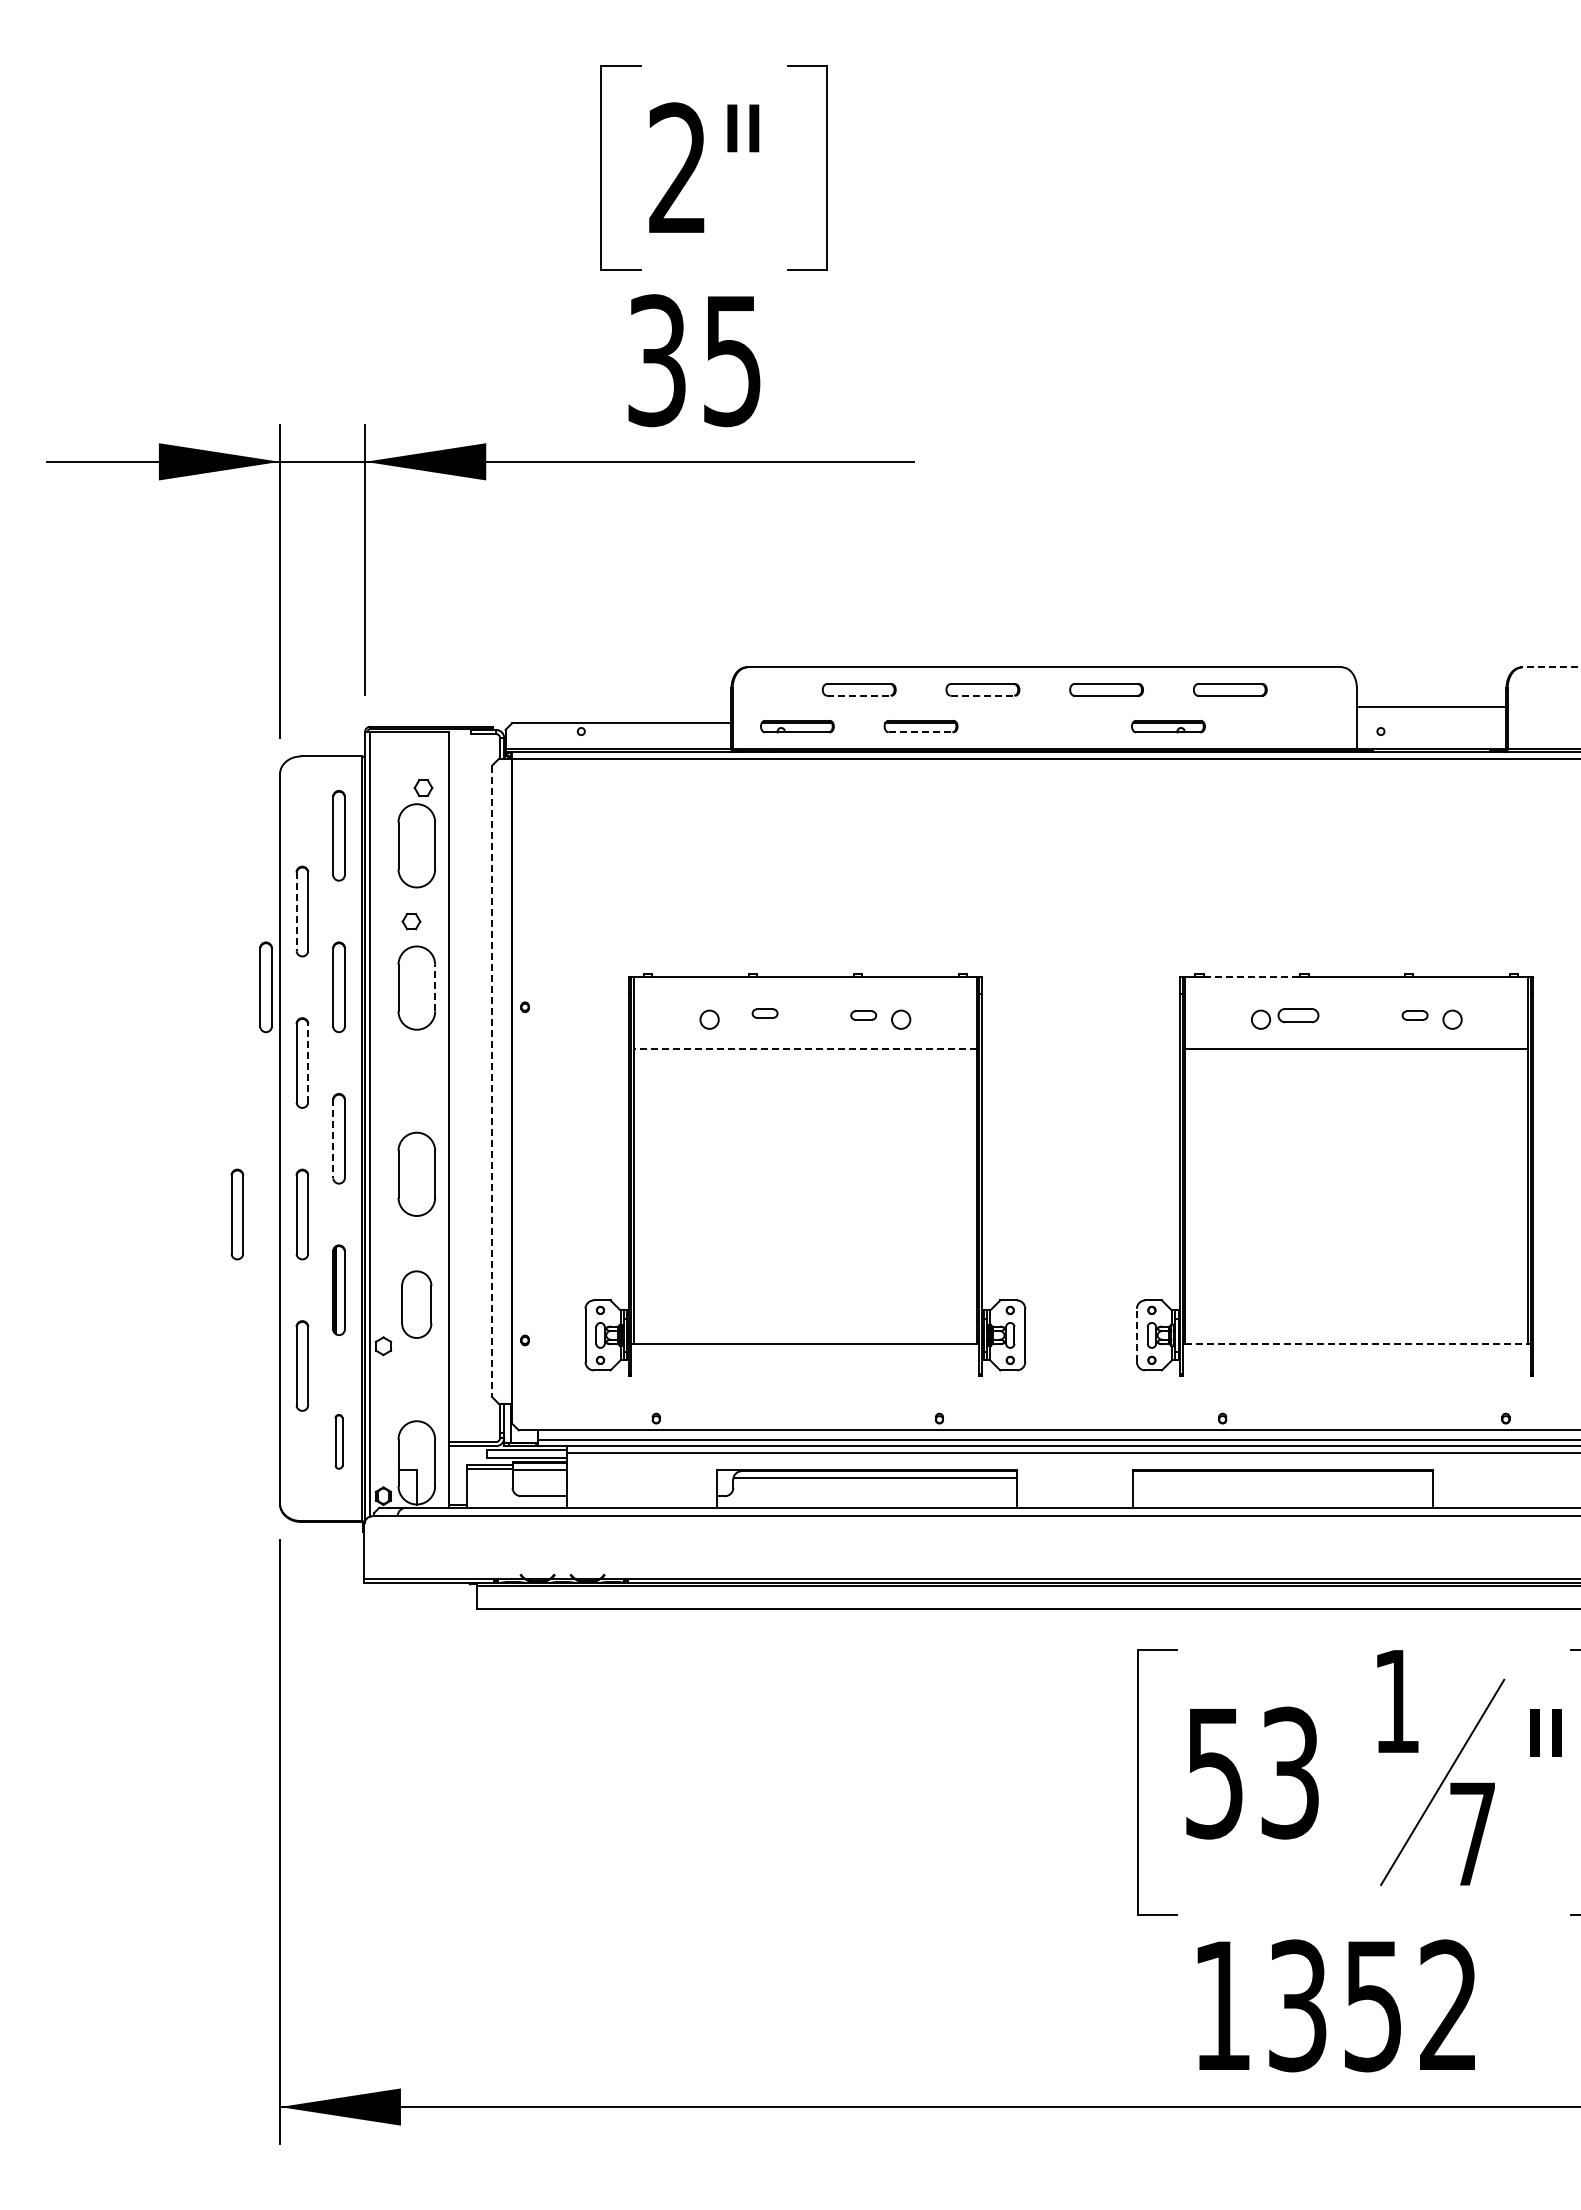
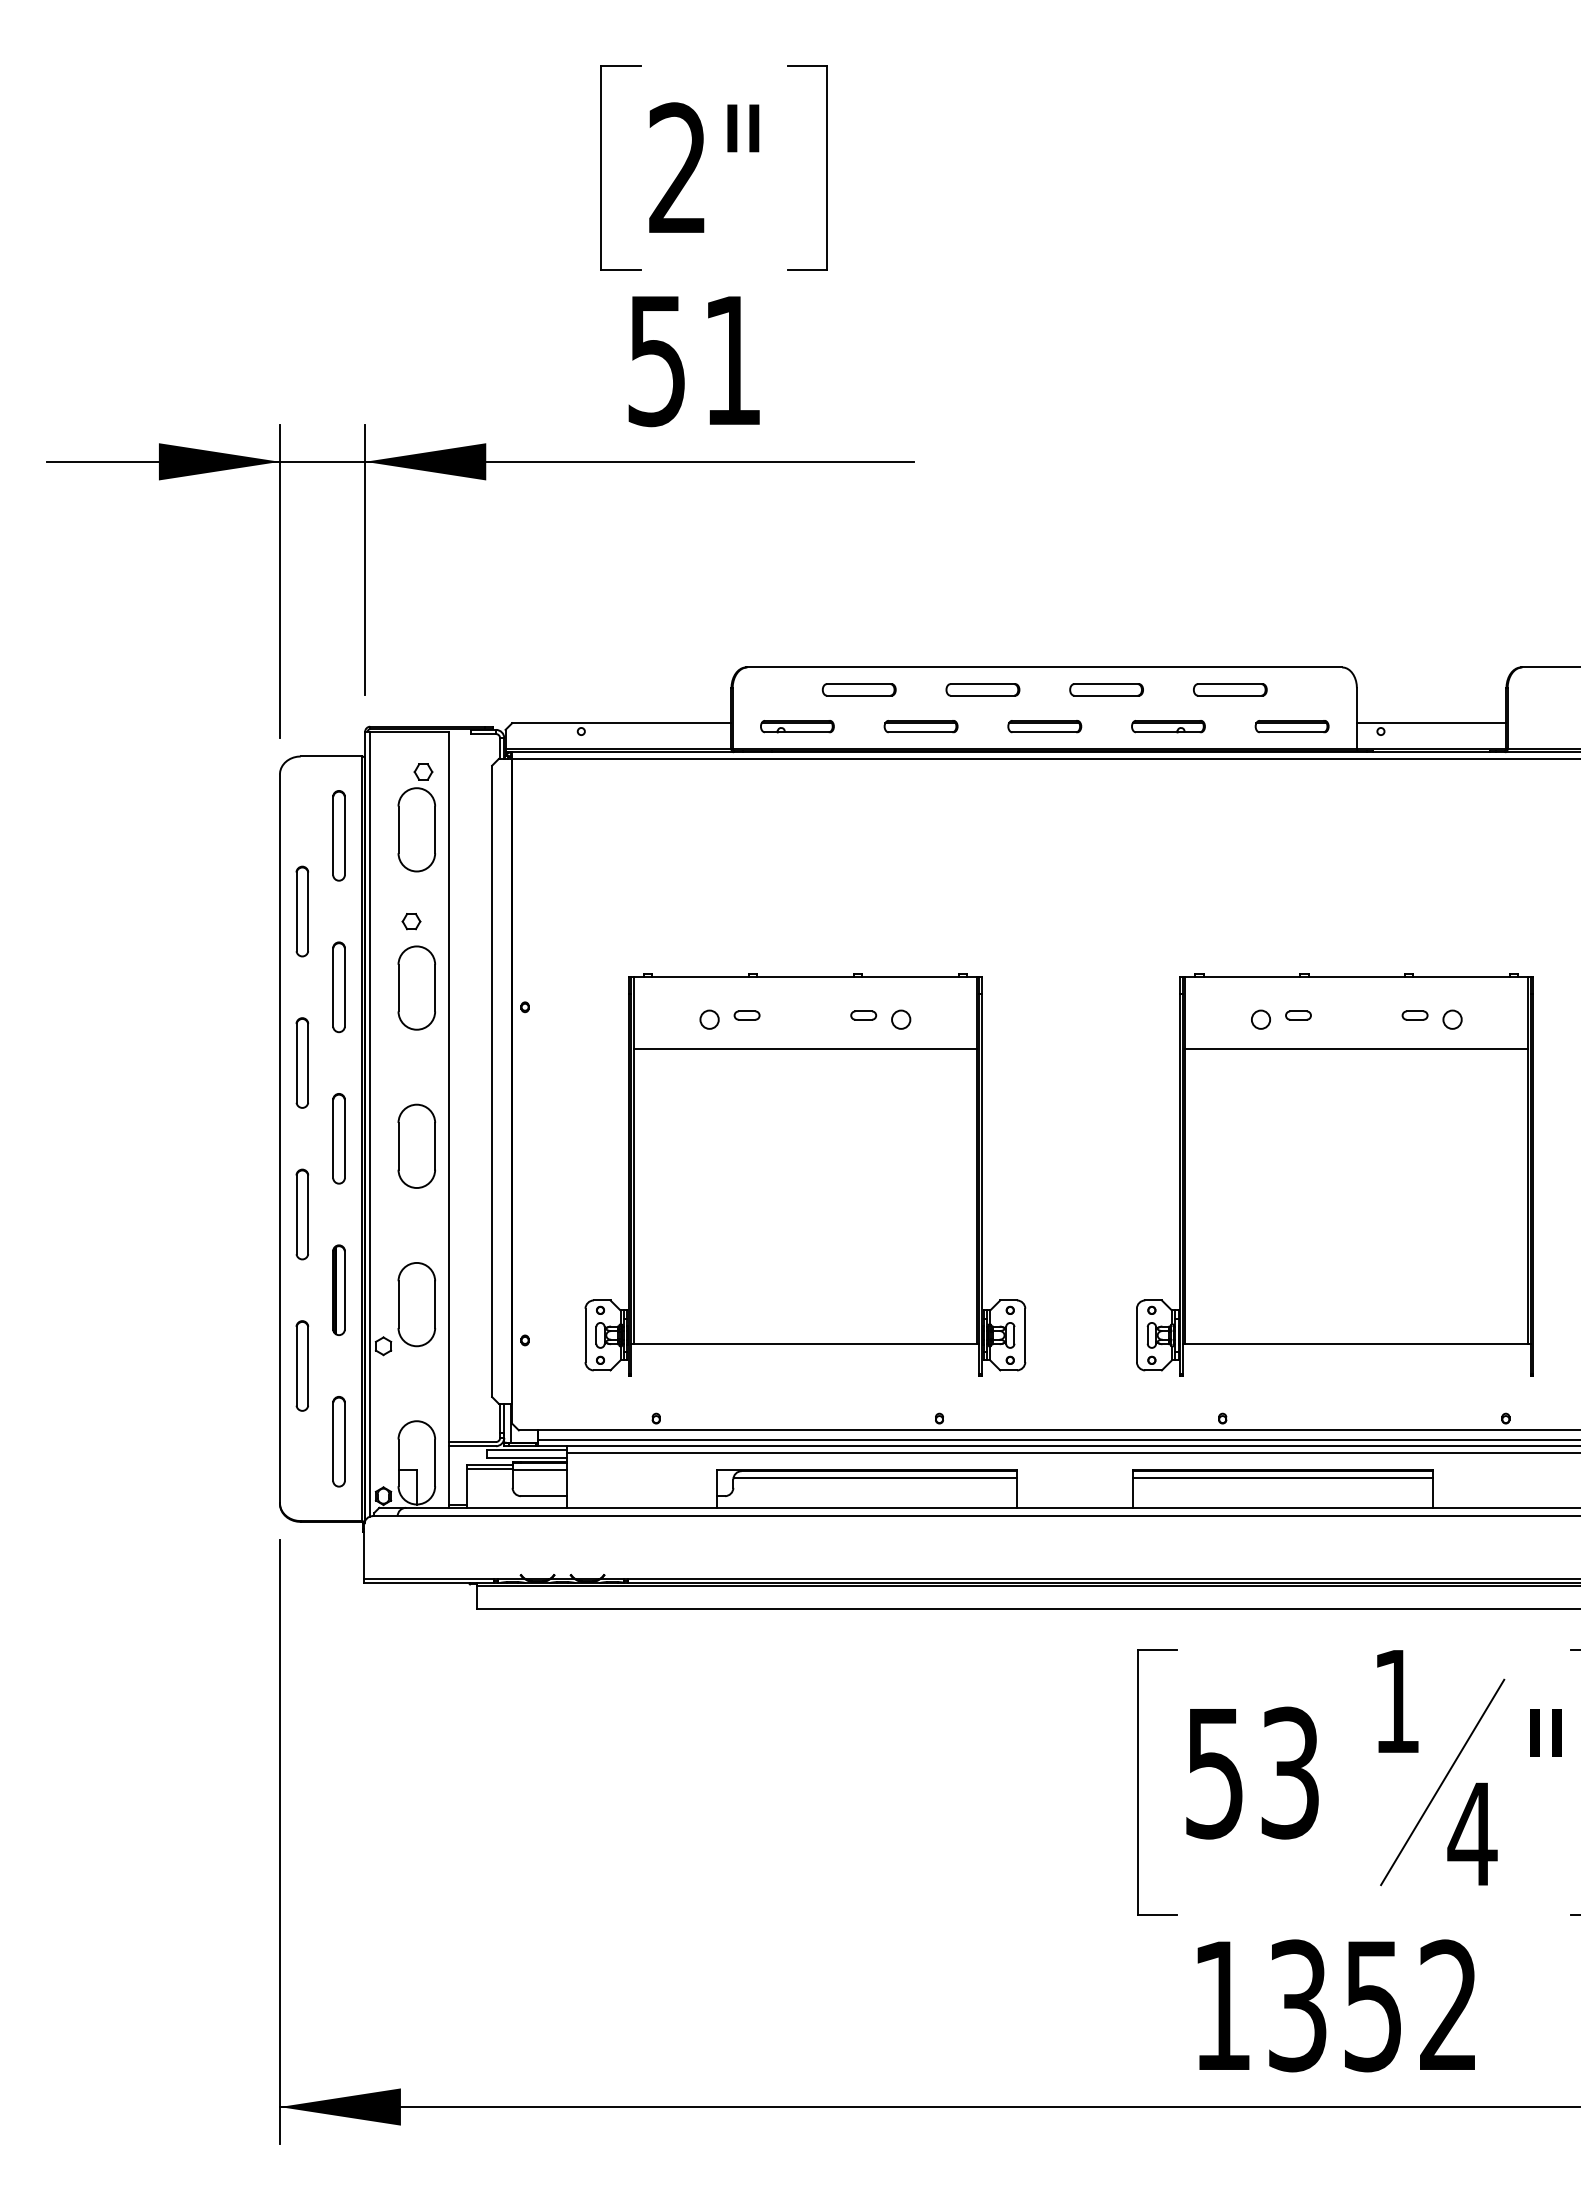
text: 35 -> 51 (694, 360)
line: dashed -> solid (1551, 667)
line: dashed -> solid (859, 695)
line: dashed -> solid (983, 695)
line position: (1431, 707) -> (1431, 723) (1431, 723)
part: none -> present (1044, 726)
part: none -> present (1291, 726)
line: dashed -> solid (921, 732)
part position: (416, 833) -> (416, 817) (416, 817)
line: dashed -> solid (296, 911)
line: dashed -> solid (1252, 977)
part: present -> none (265, 987)
line: dashed -> solid (435, 987)
part position: (764, 1013) -> (746, 1015) (746, 1015)
part size: 43x16 px -> 27x11 px (1298, 1015)
line: dashed -> solid (805, 1048)
line: dashed -> solid (308, 1063)
line: dashed -> solid (492, 1081)
line: dashed -> solid (333, 1138)
part position: (416, 1173) -> (416, 1145) (416, 1145)
part: present -> none (236, 1214)
part size: 32x69 px -> 39x86 px (416, 1304)
line: dashed -> solid (1136, 1335)
line: dashed -> solid (1356, 1343)
part size: 10x56 px -> 14x92 px (338, 1441)
line: none -> present (1283, 1477)
text: 7 -> 4 (1472, 1833)
